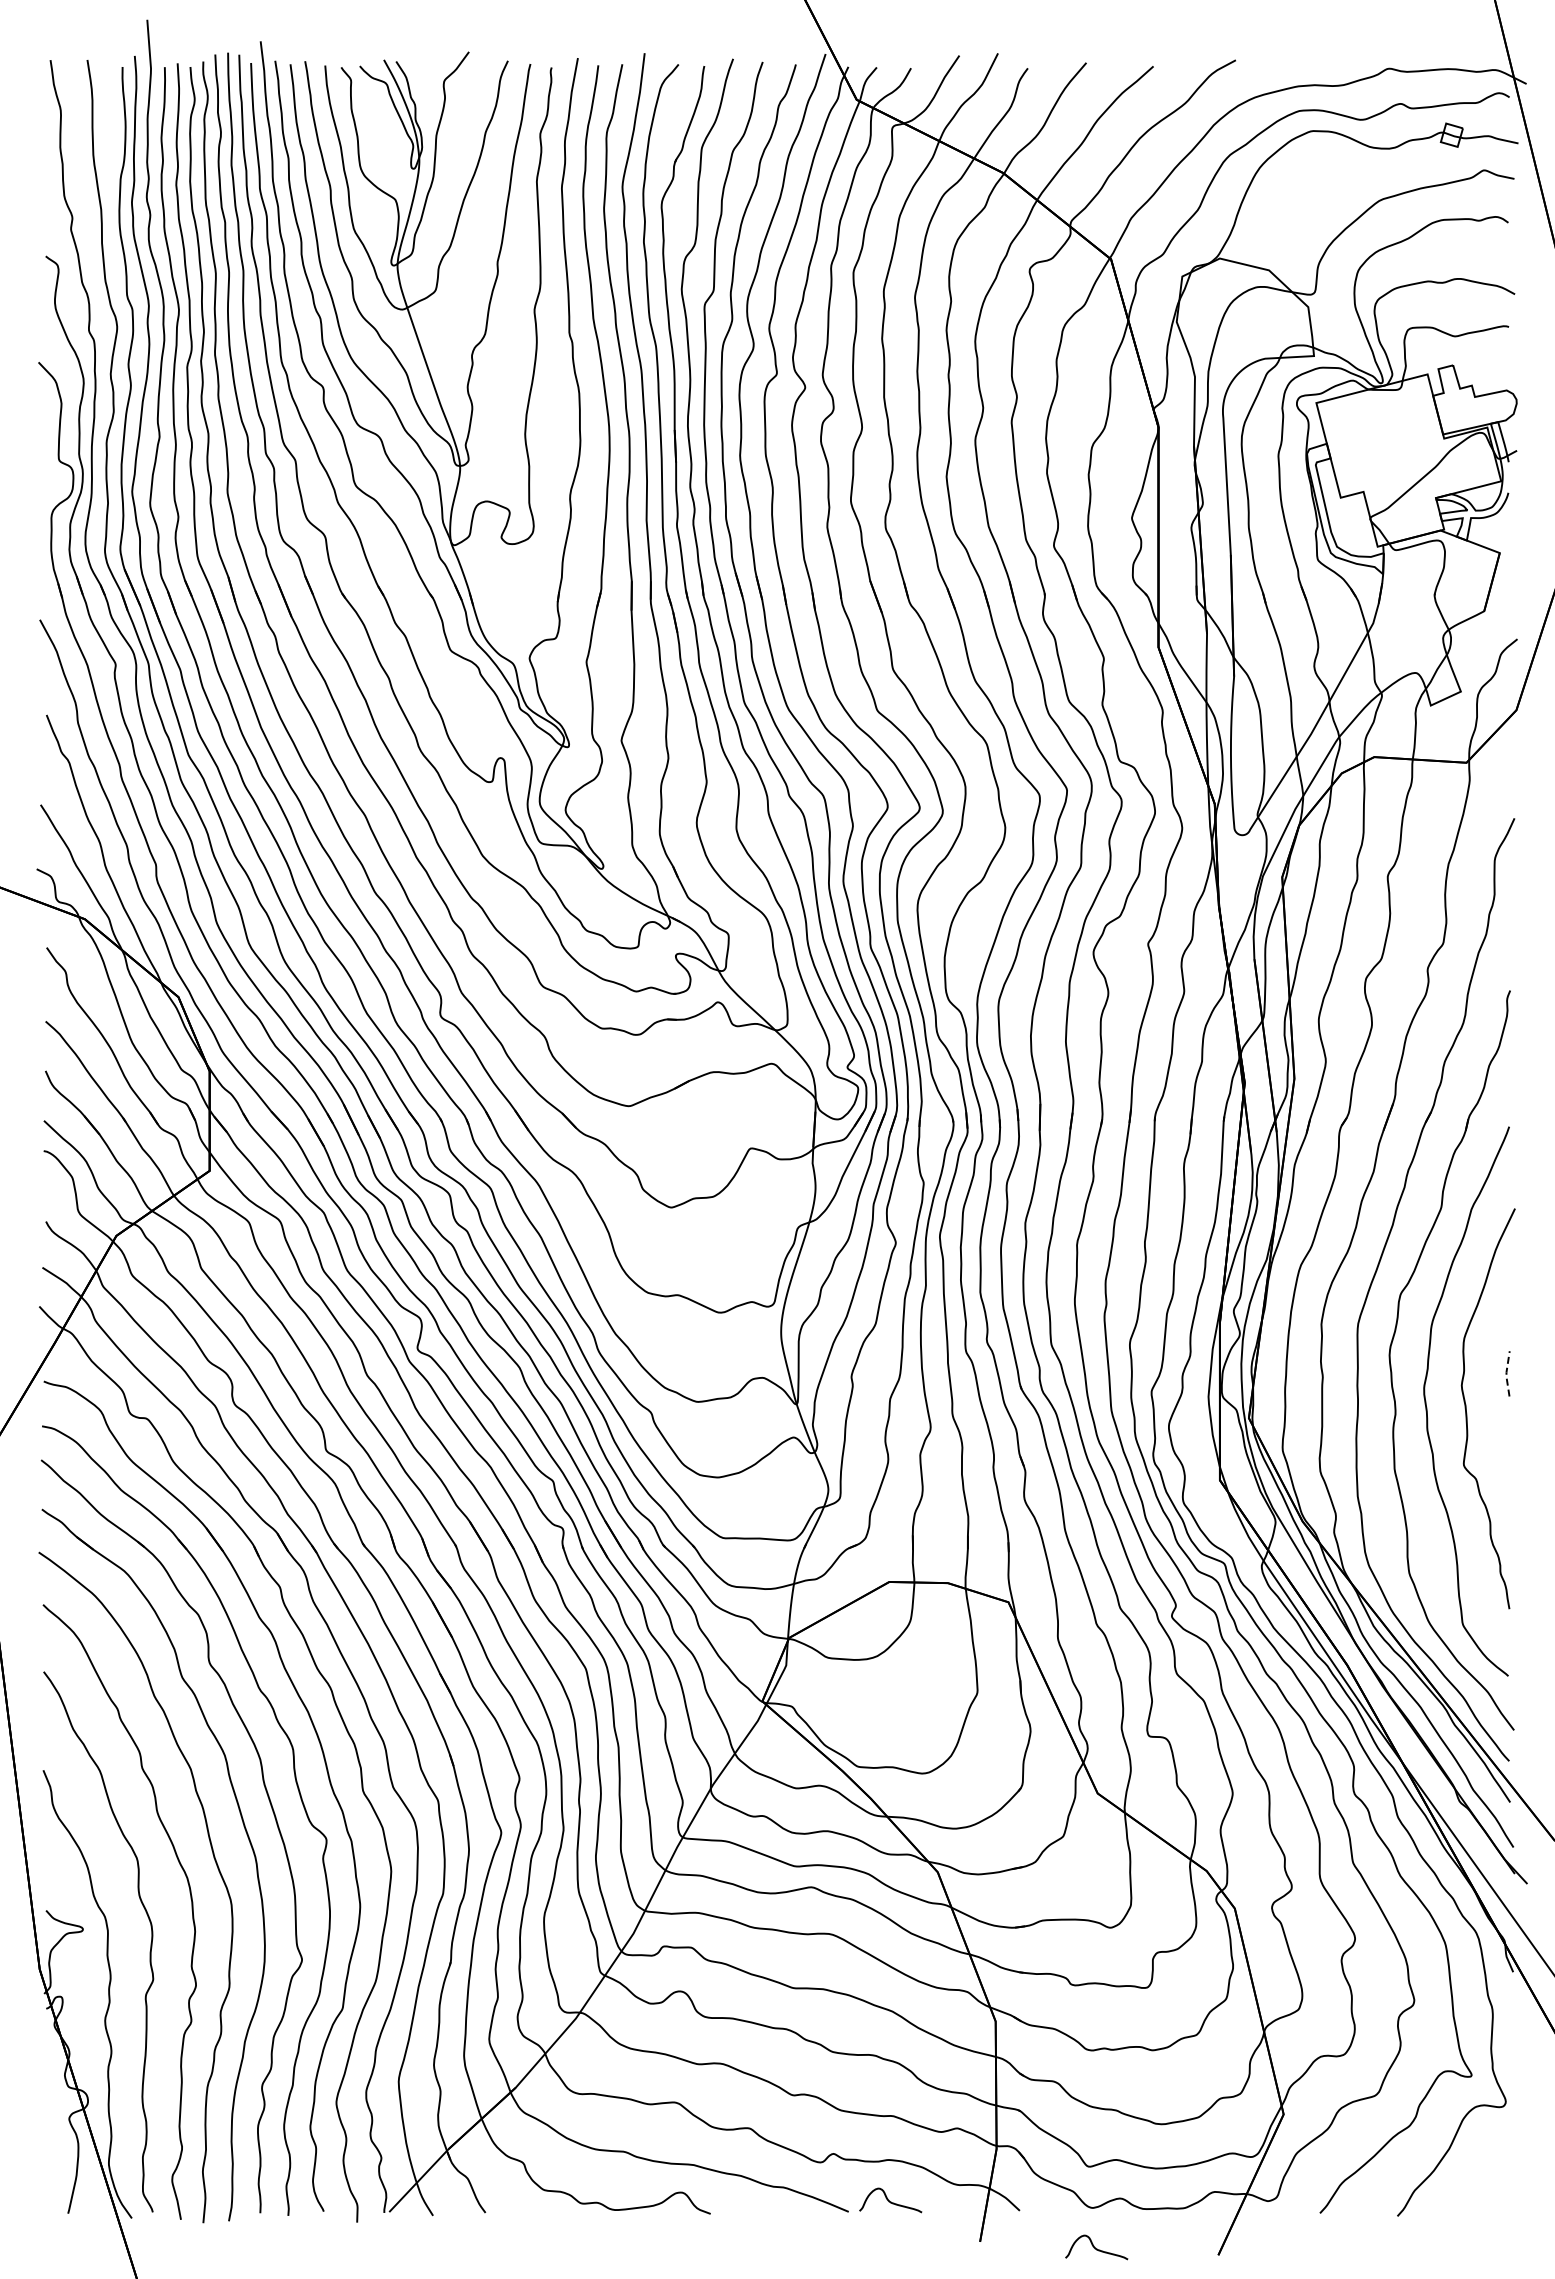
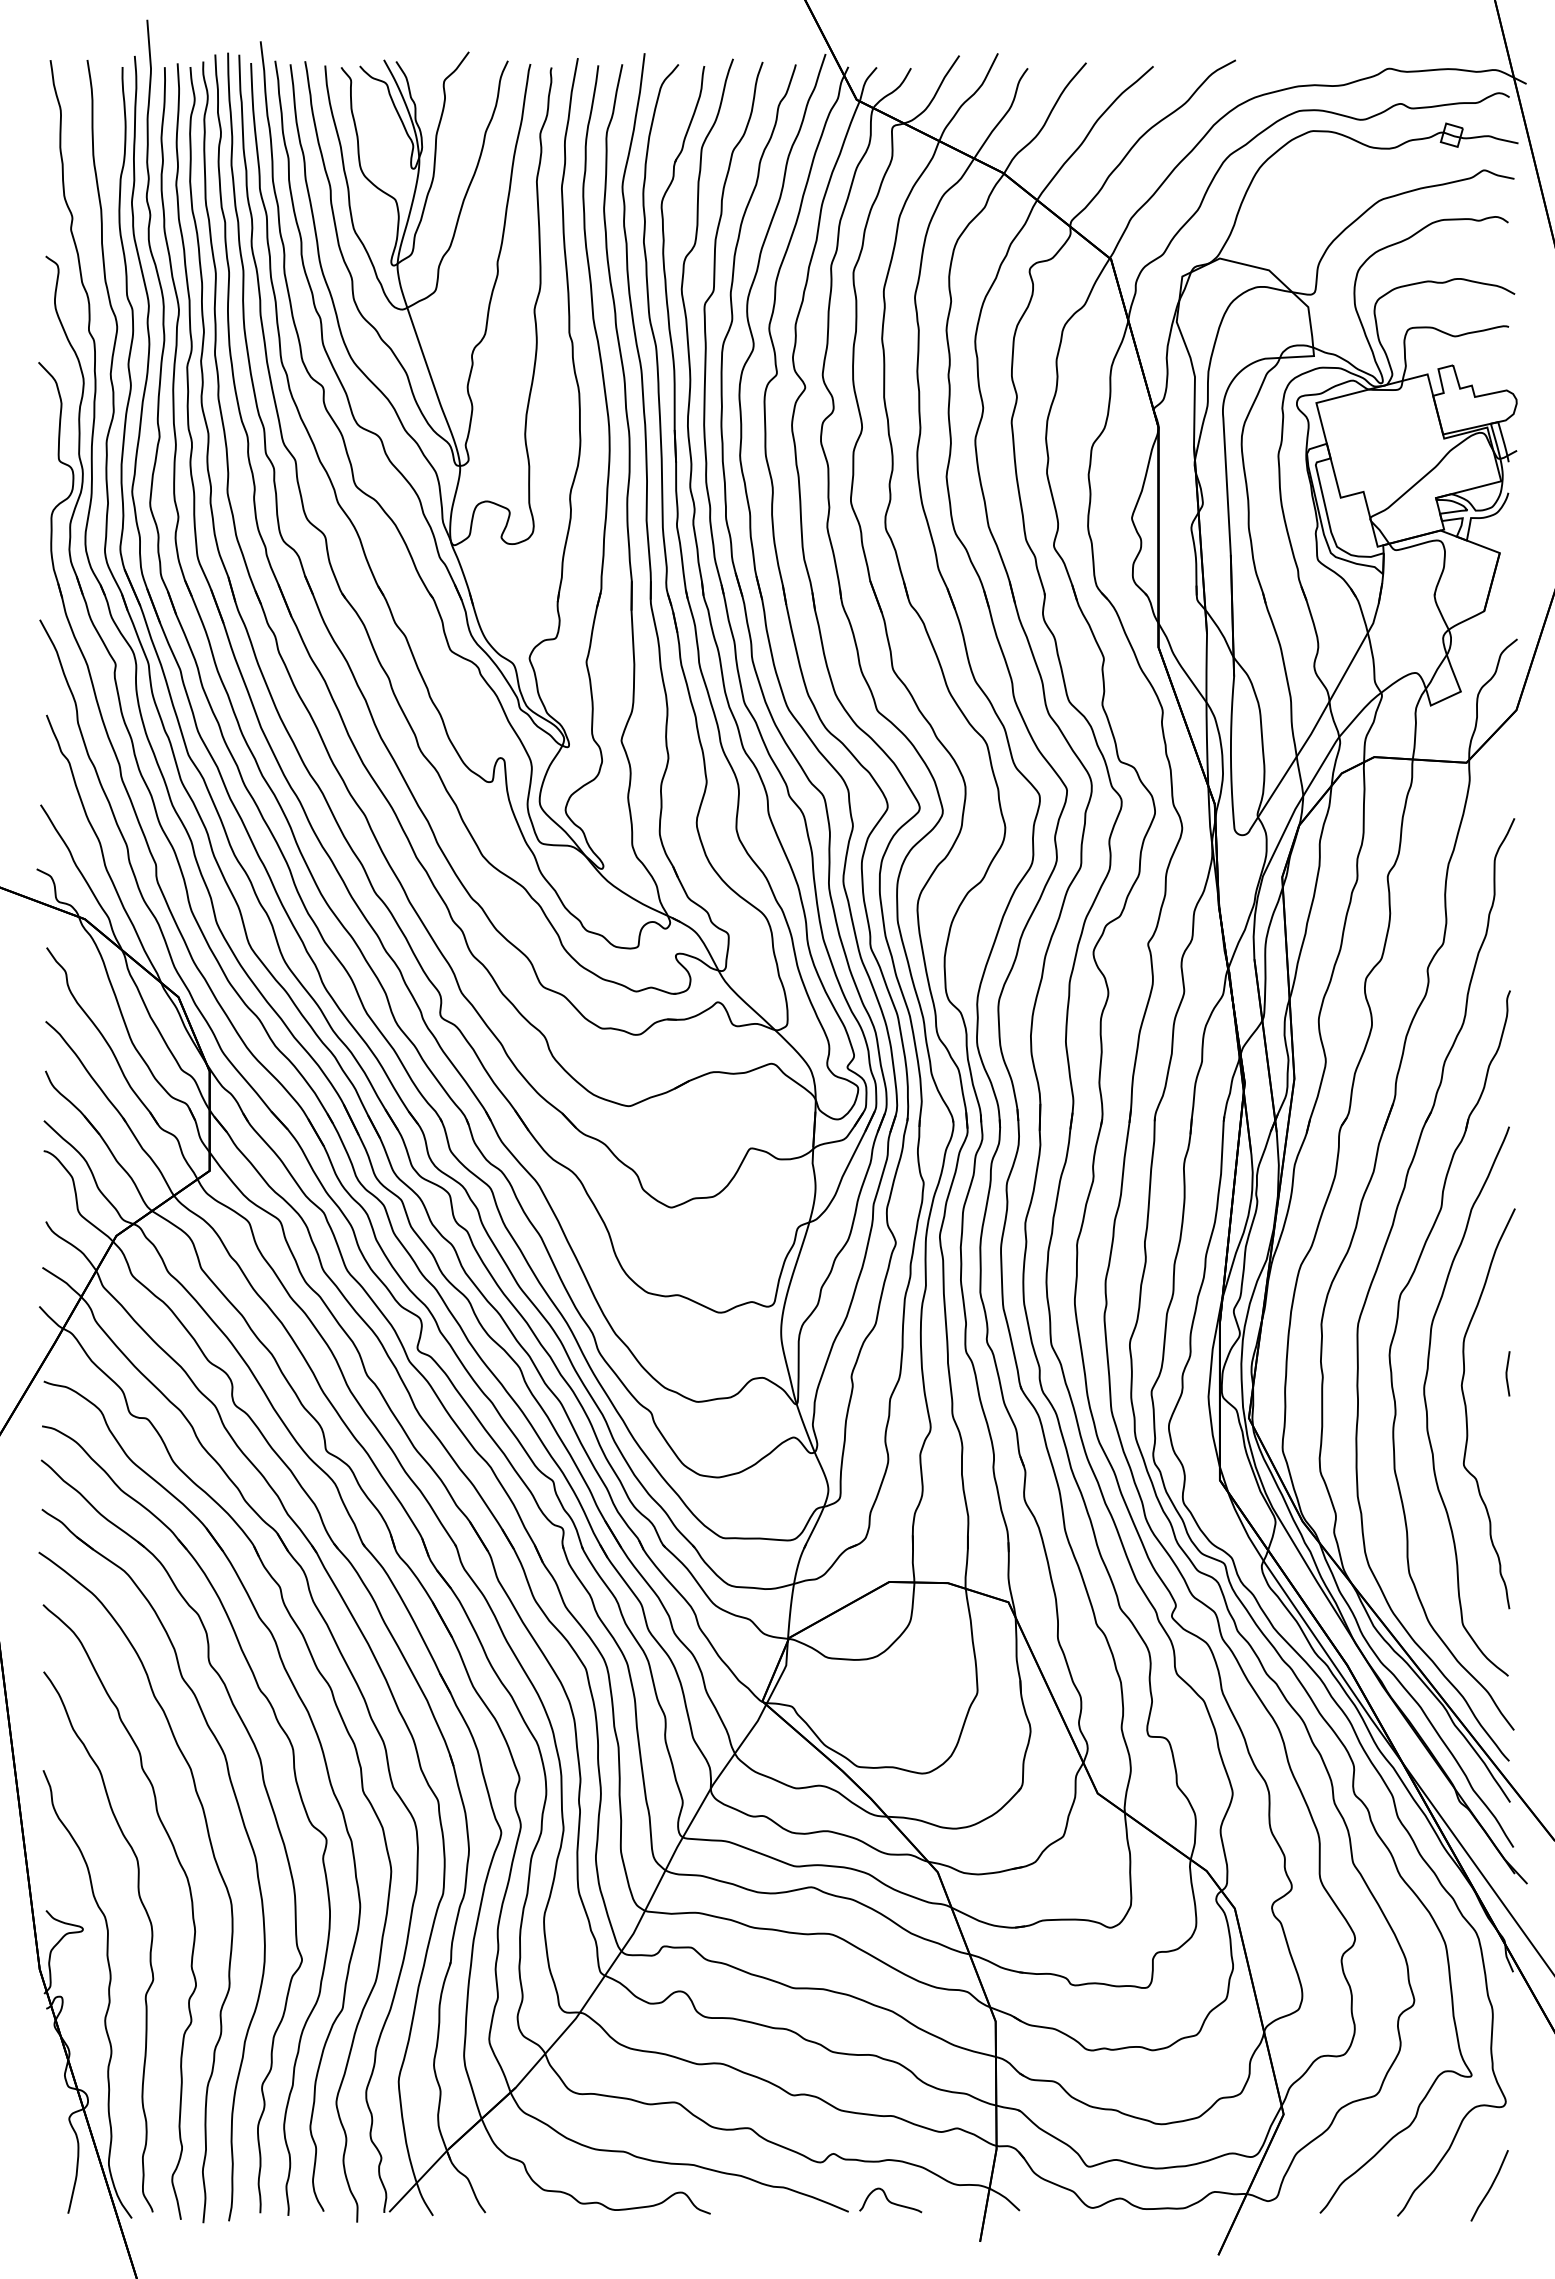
line: dashed -> solid (1506, 1374)
curve: none -> present (1490, 2185)
curve: present -> none (1095, 2247)
